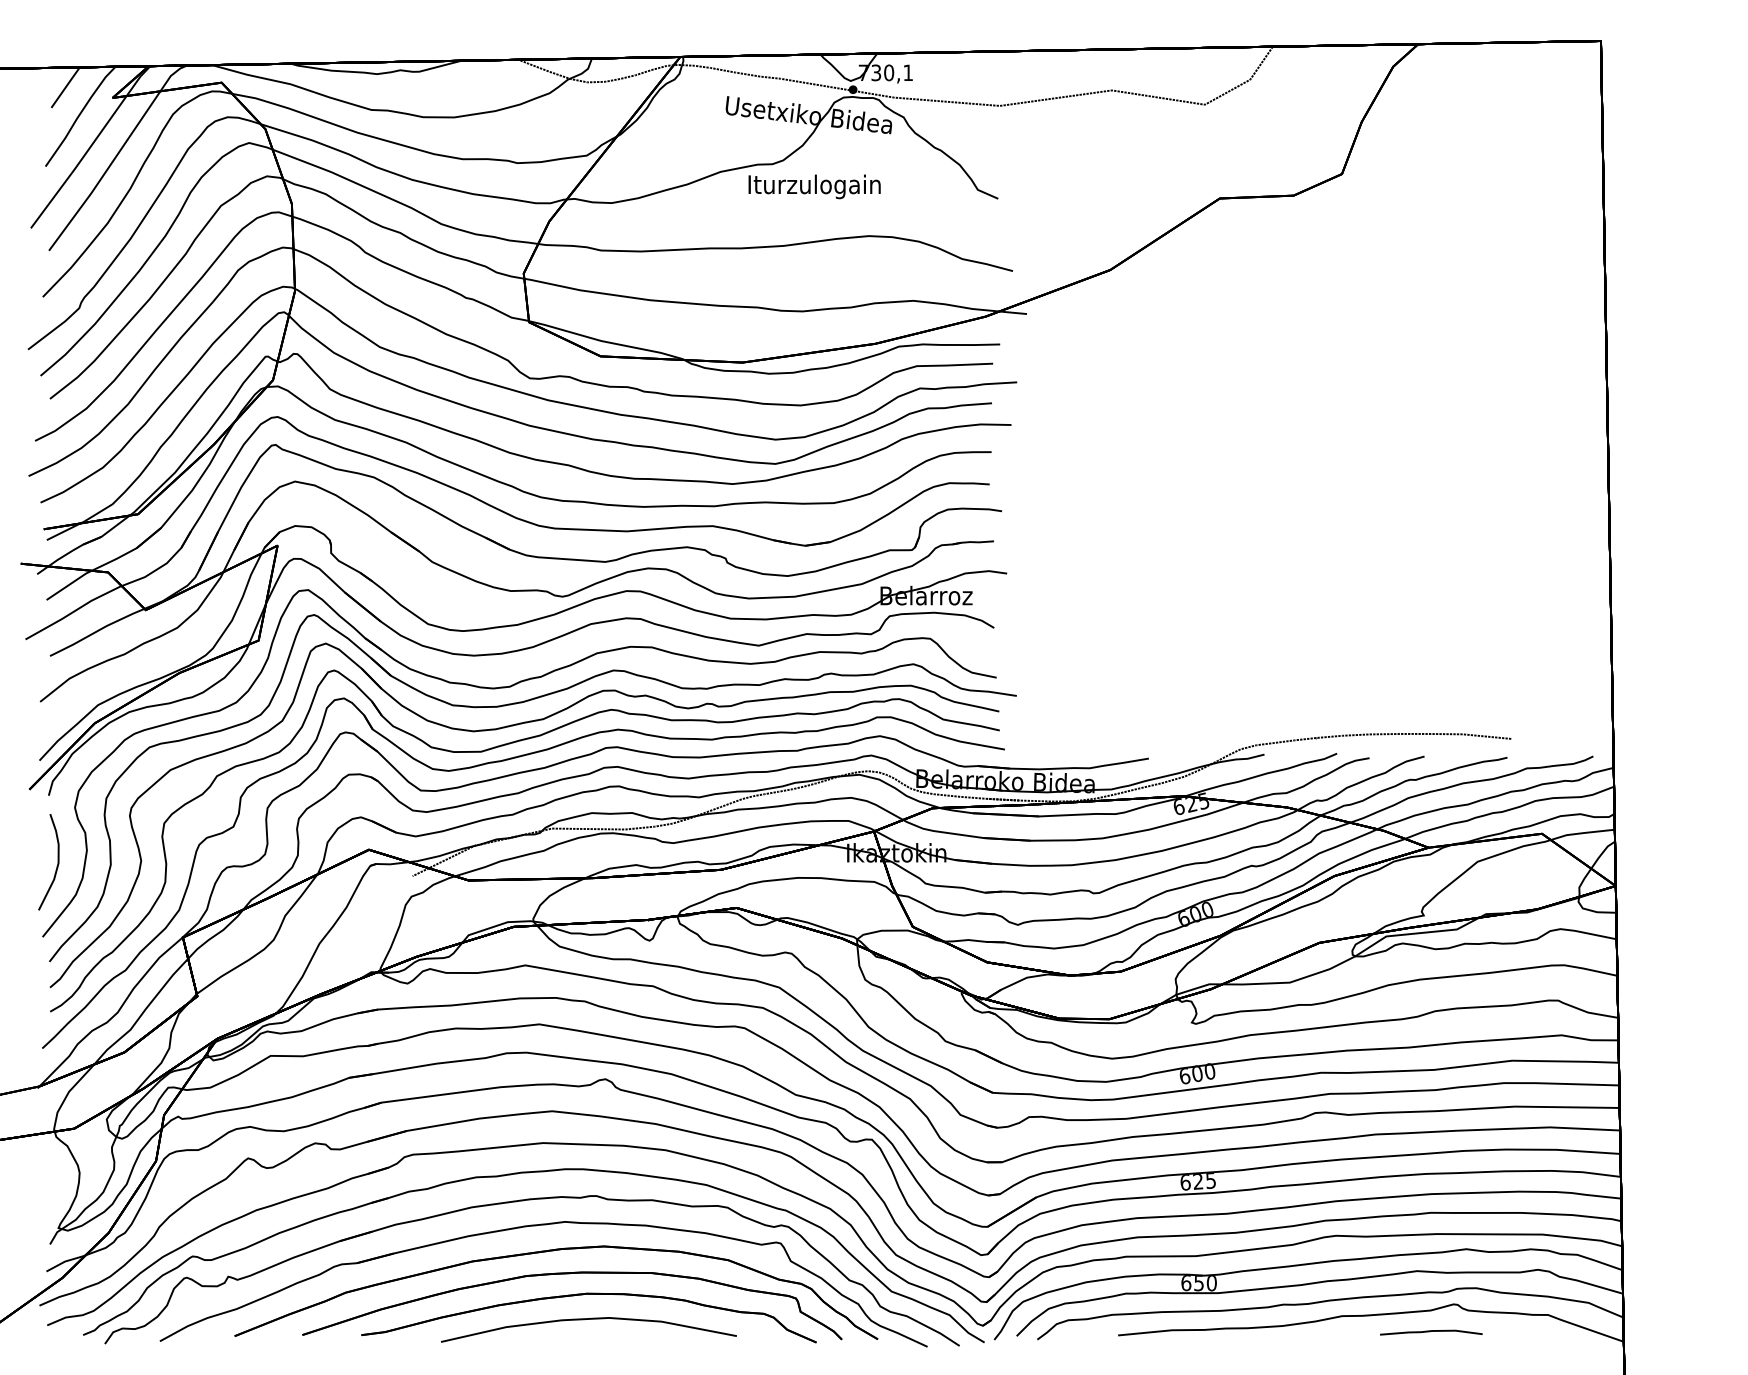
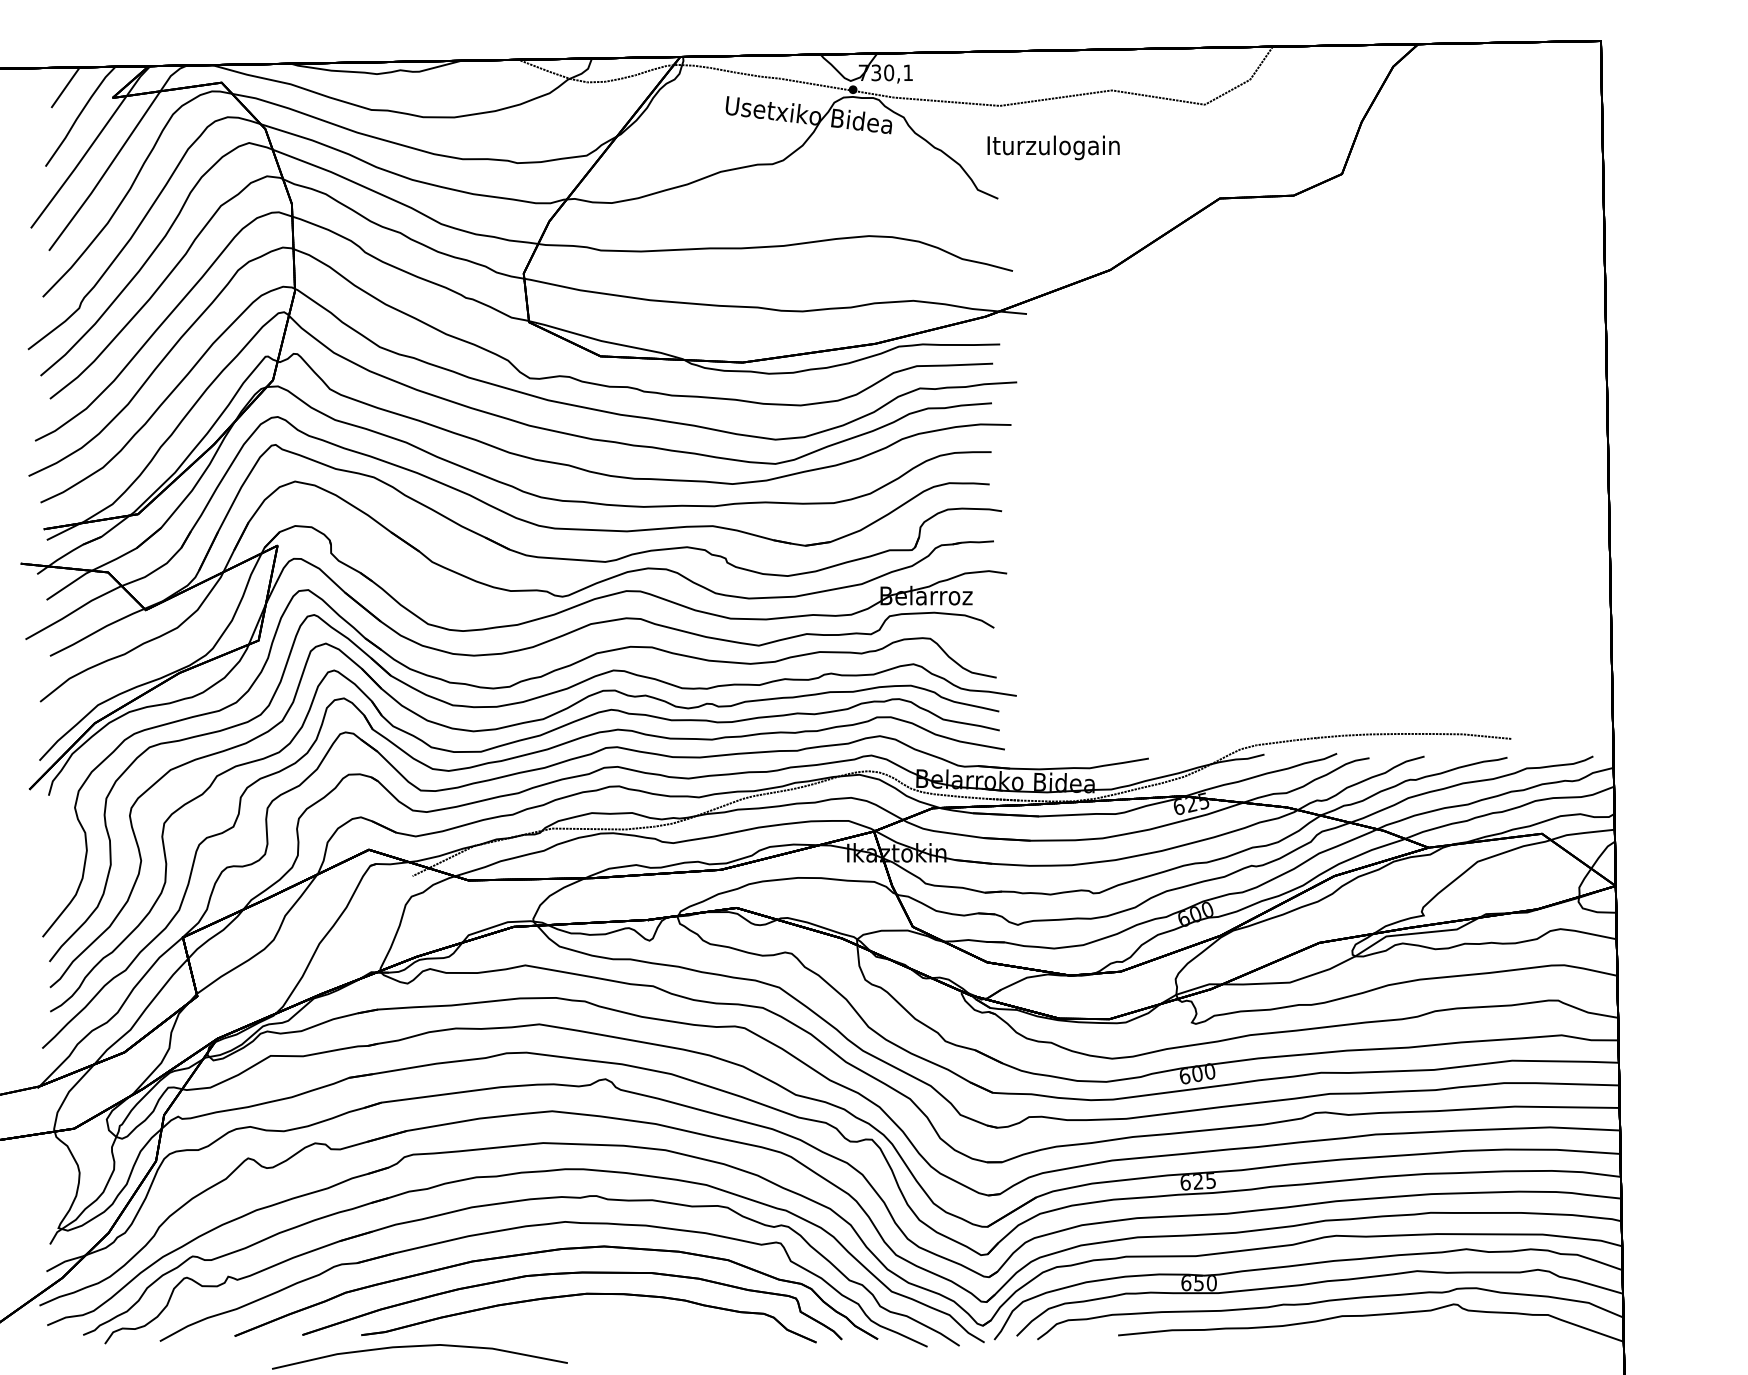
text position: (814, 186) -> (1053, 147) (1053, 147)
curve: present -> none (56, 866)
curve position: (584, 1320) -> (415, 1347) (415, 1347)
curve: present -> none (1431, 1331)
